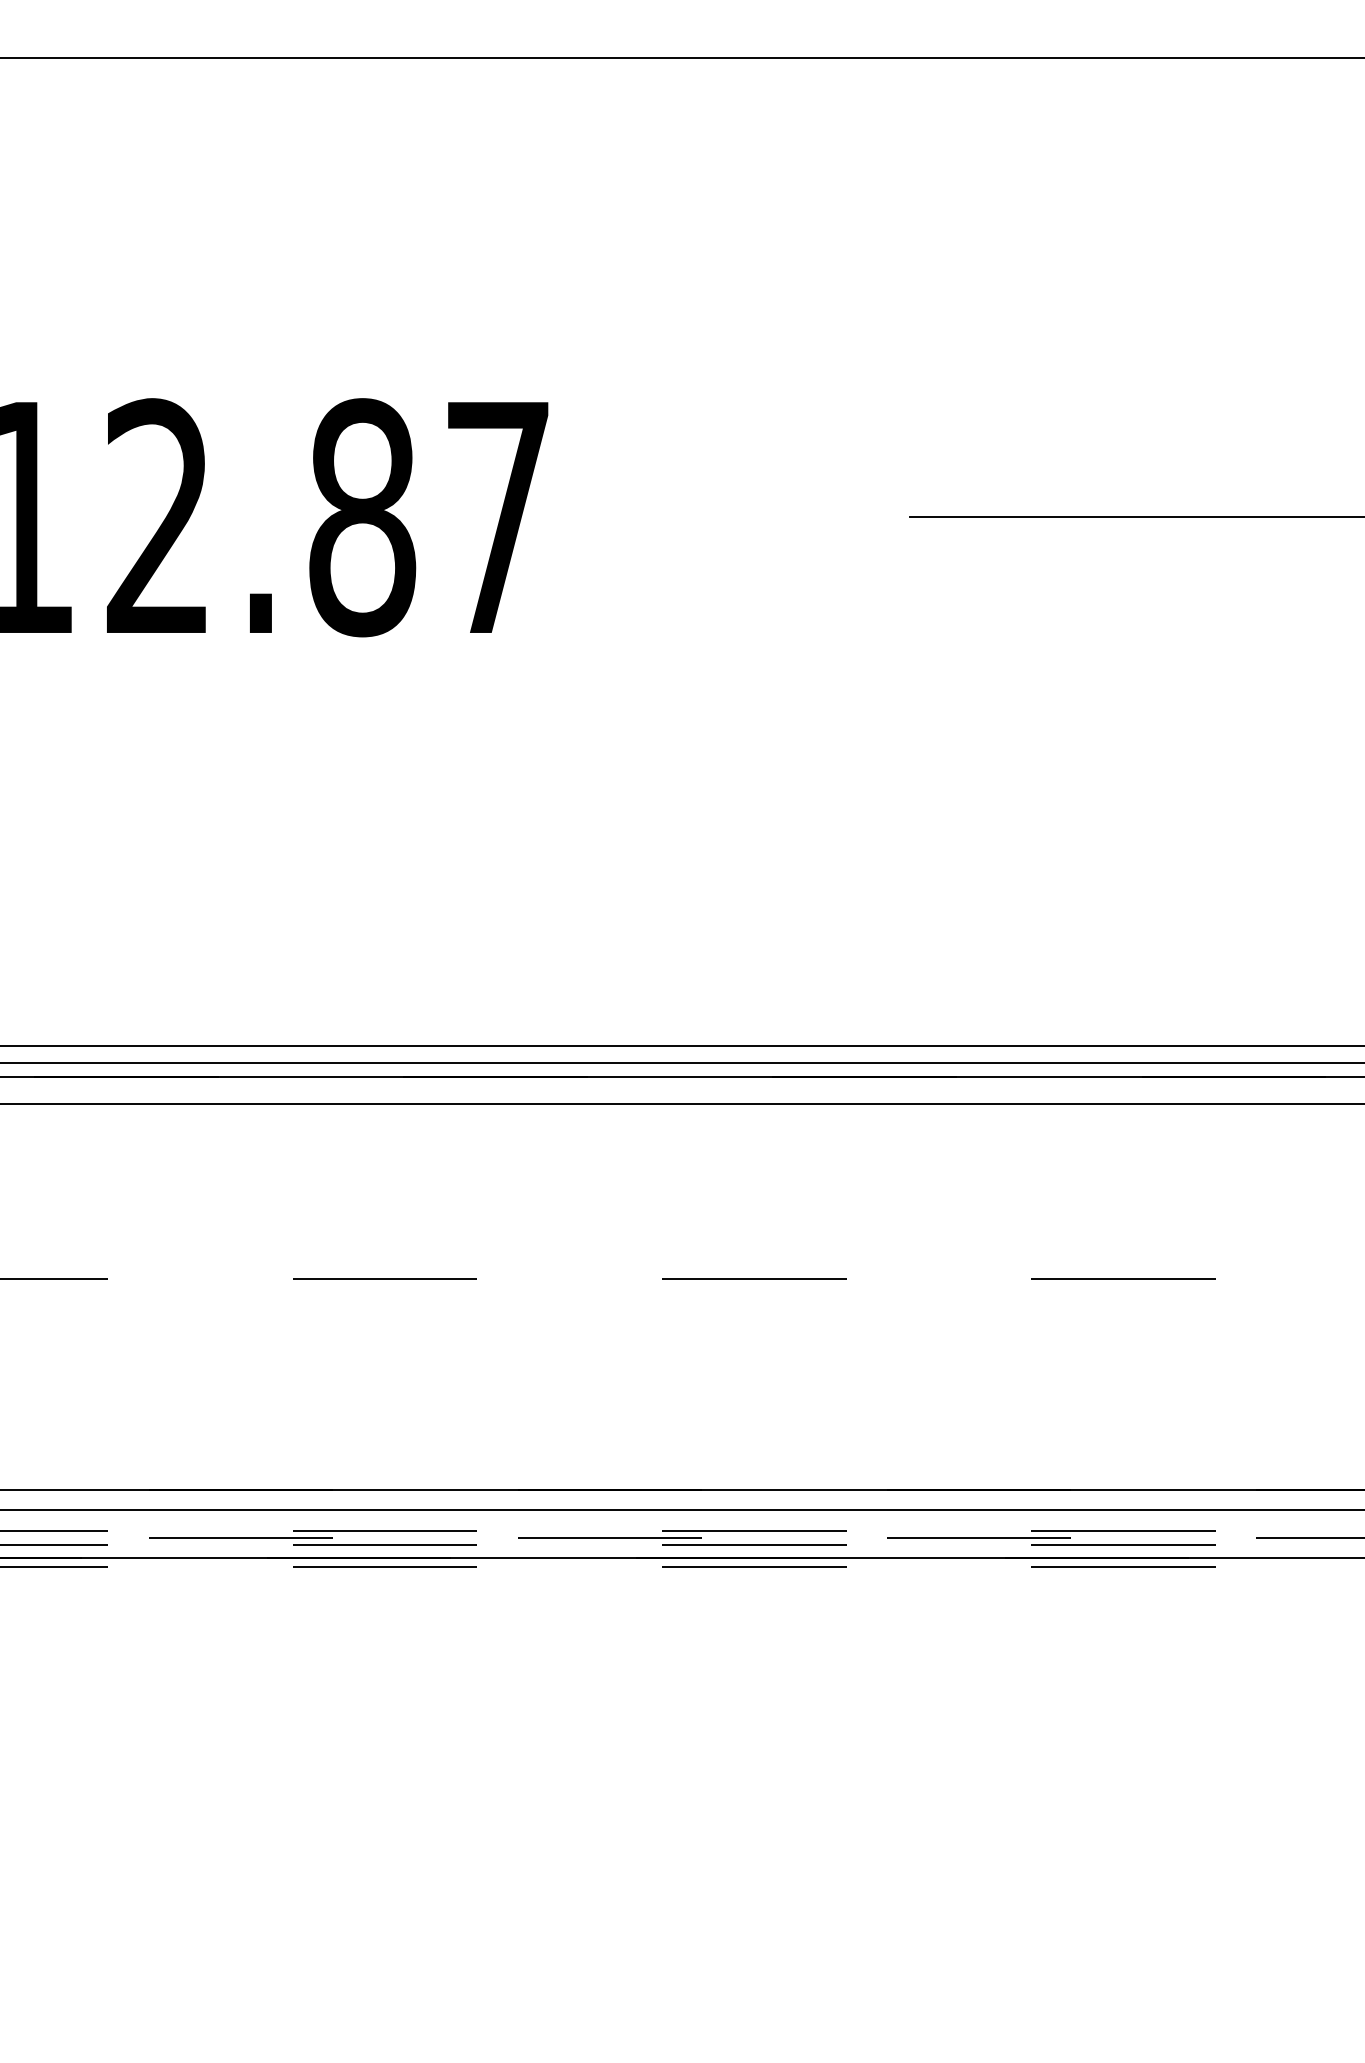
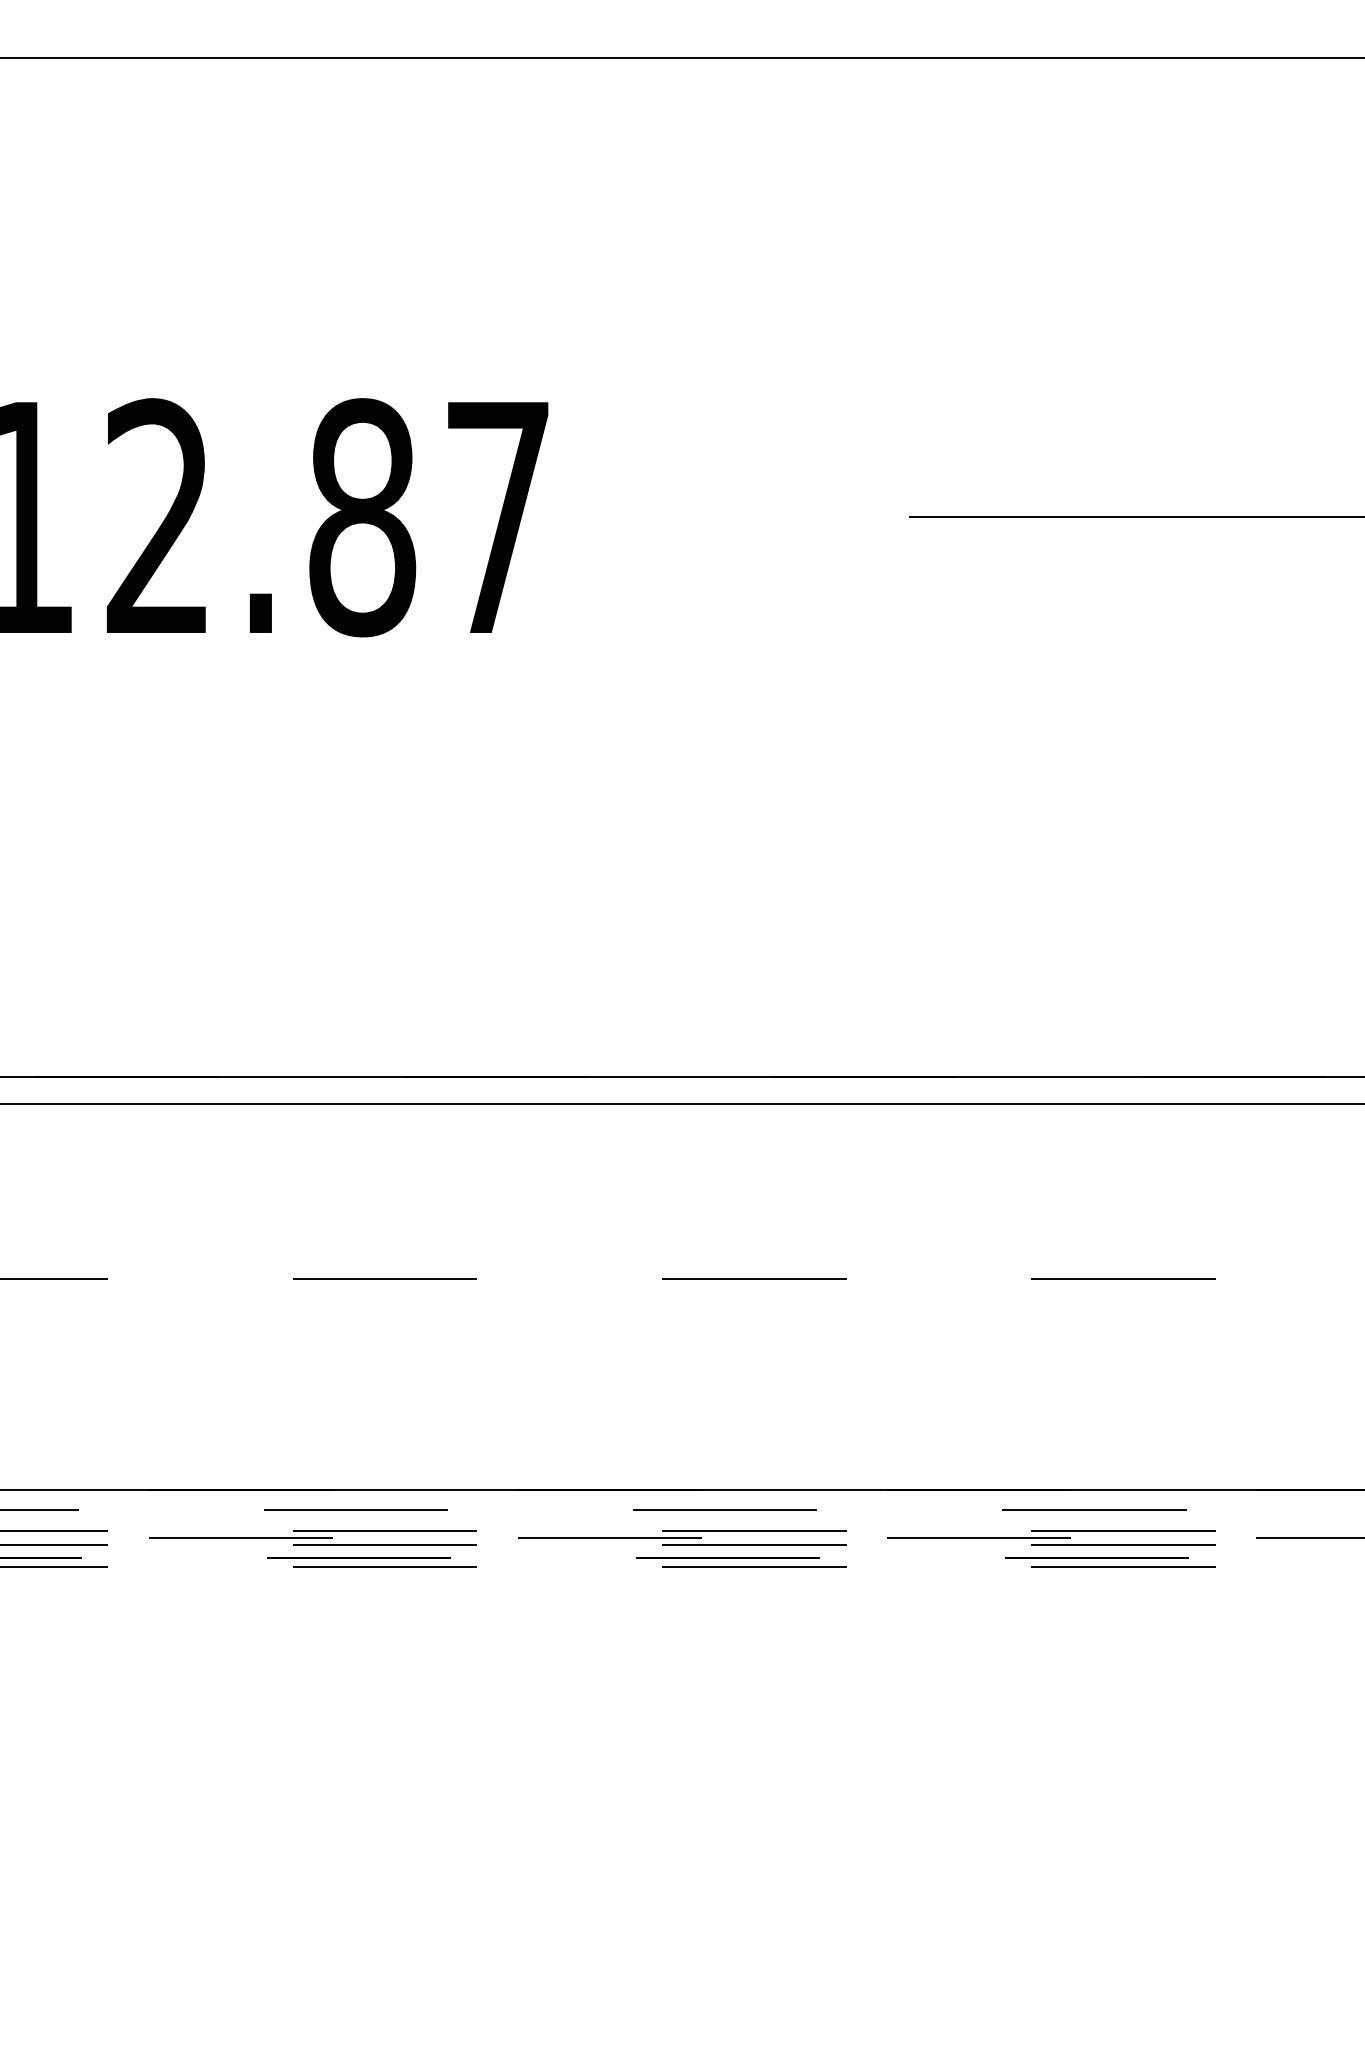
line: present -> none (681, 1046)
line: present -> none (681, 1062)
line: solid -> dashed (682, 1510)
line: solid -> dashed (681, 1558)
